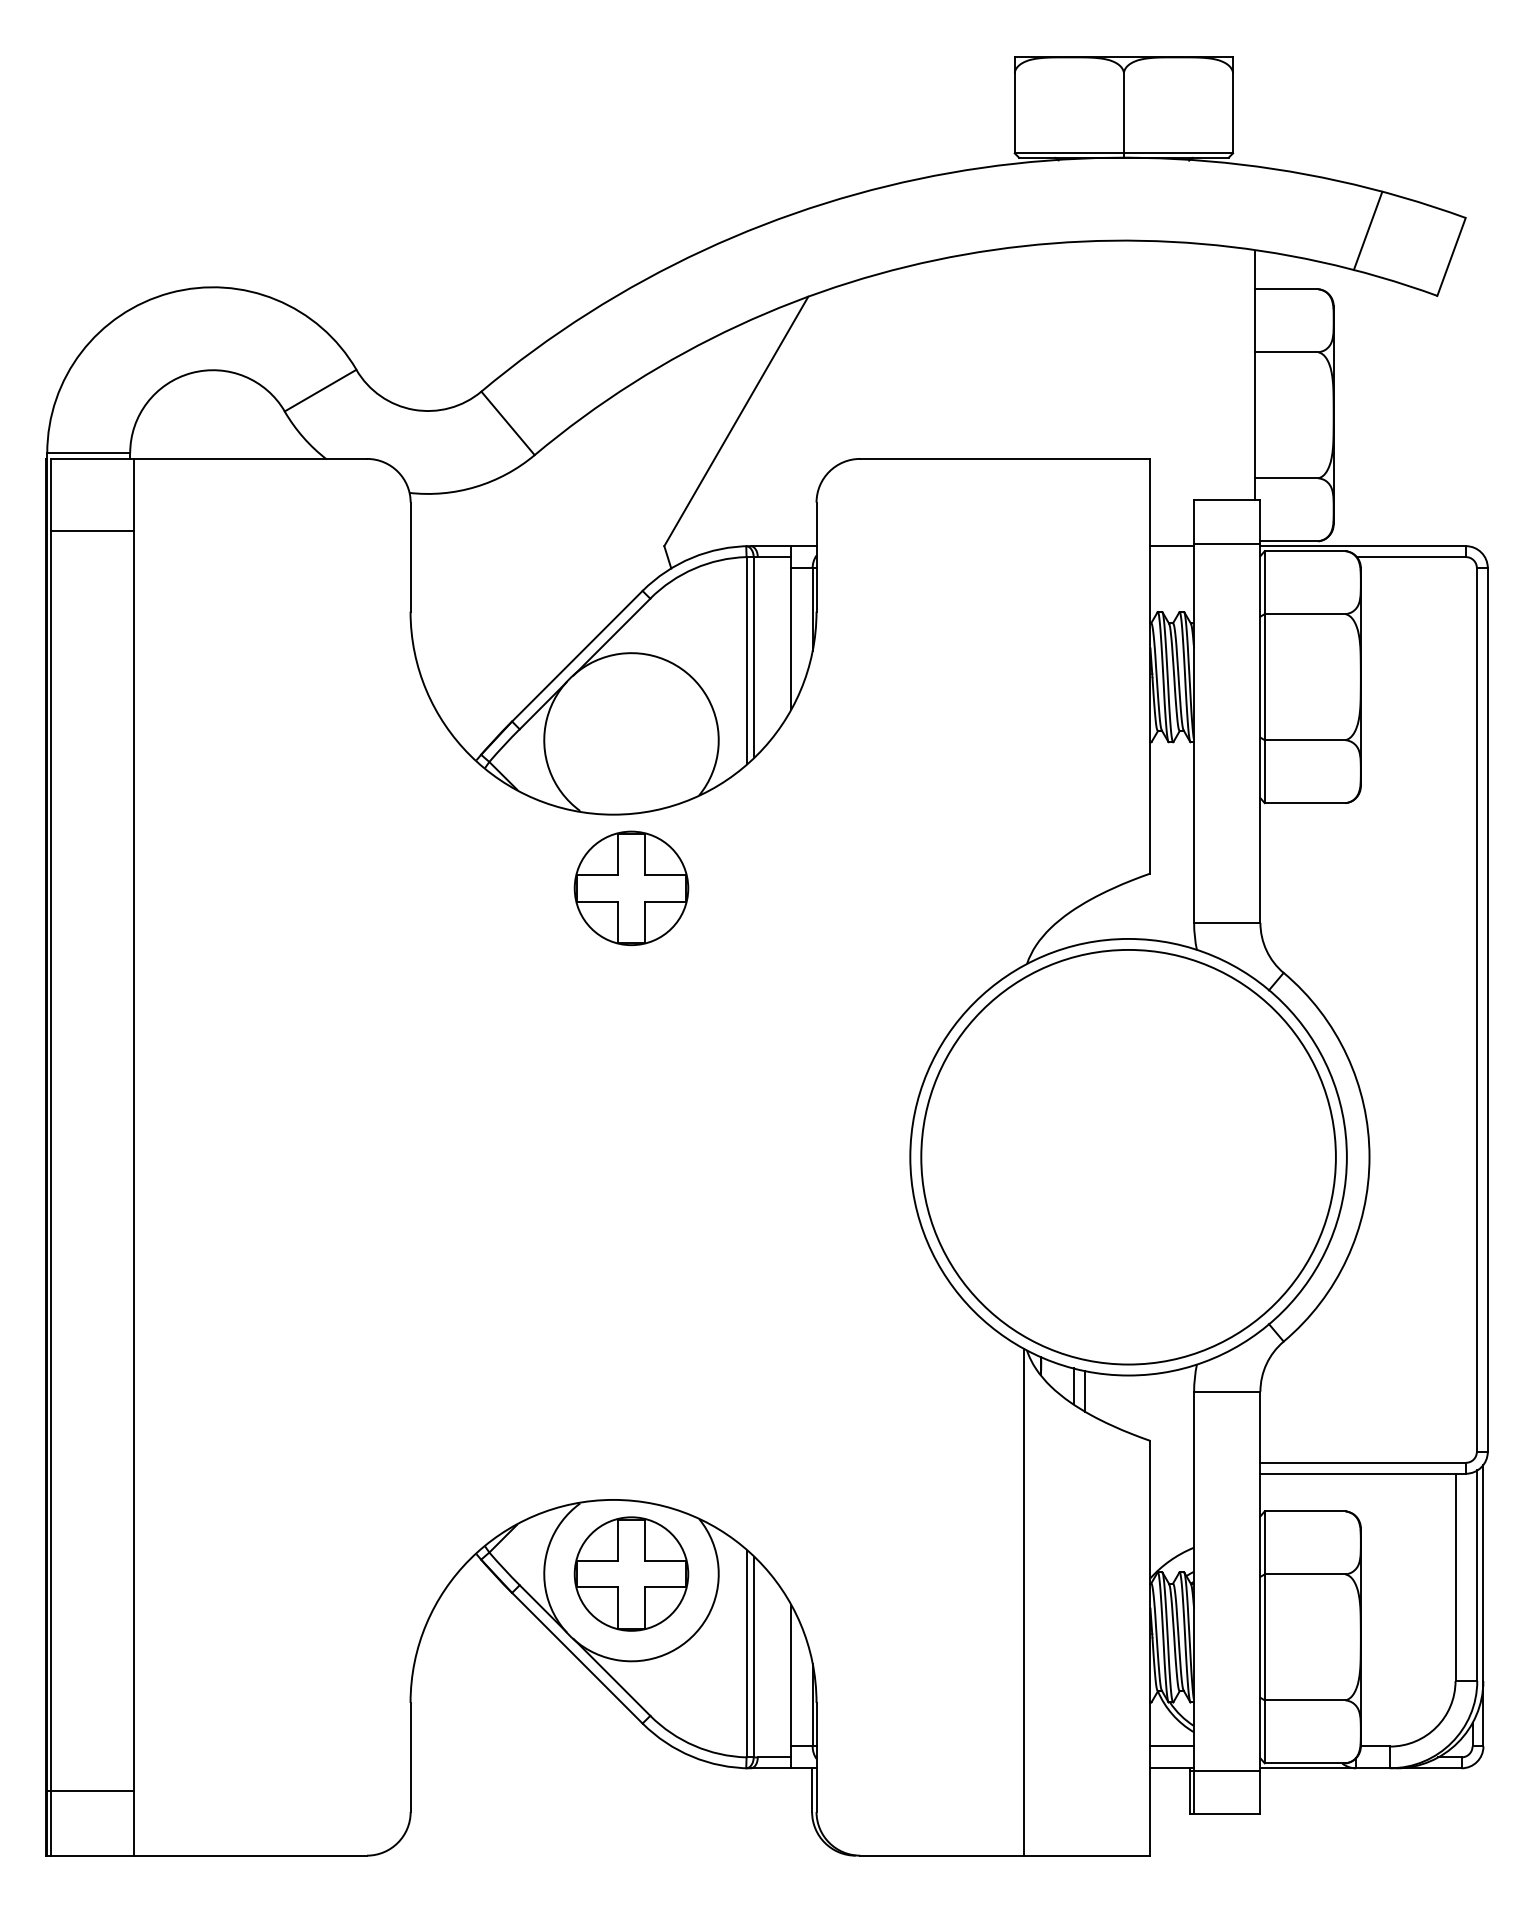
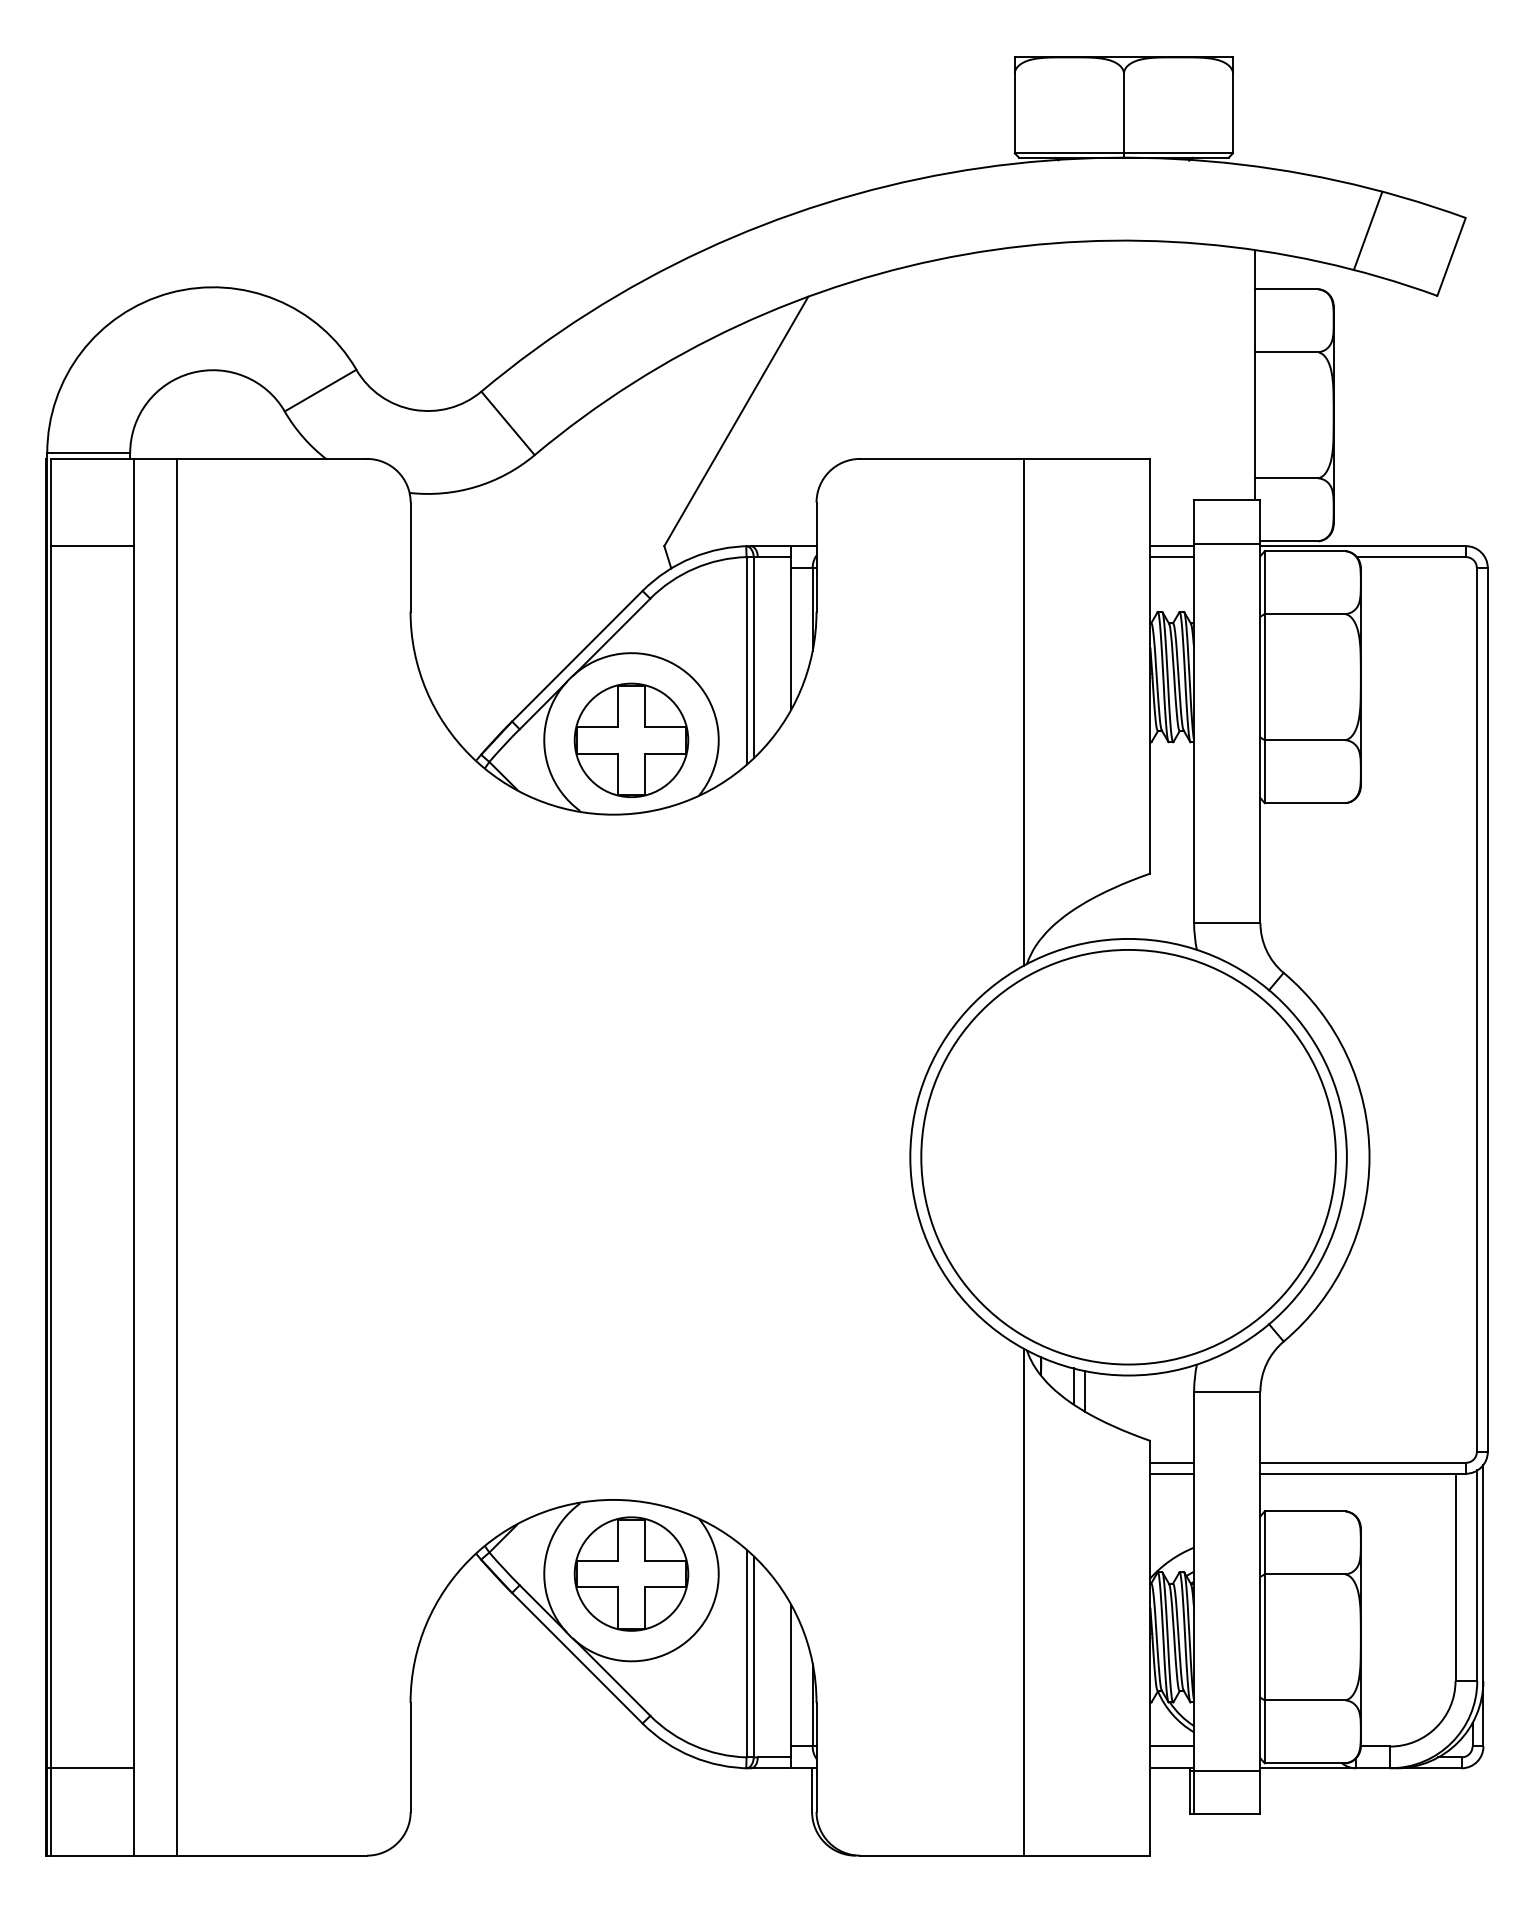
line position: (91, 531) -> (91, 546) (91, 546)
line: none -> present (1172, 557)
line: none -> present (1023, 711)
part position: (631, 887) -> (631, 739) (631, 739)
line: none -> present (177, 1156)
line: none -> present (1172, 1462)
line: none -> present (1172, 1473)
line position: (90, 1791) -> (90, 1768) (90, 1768)
